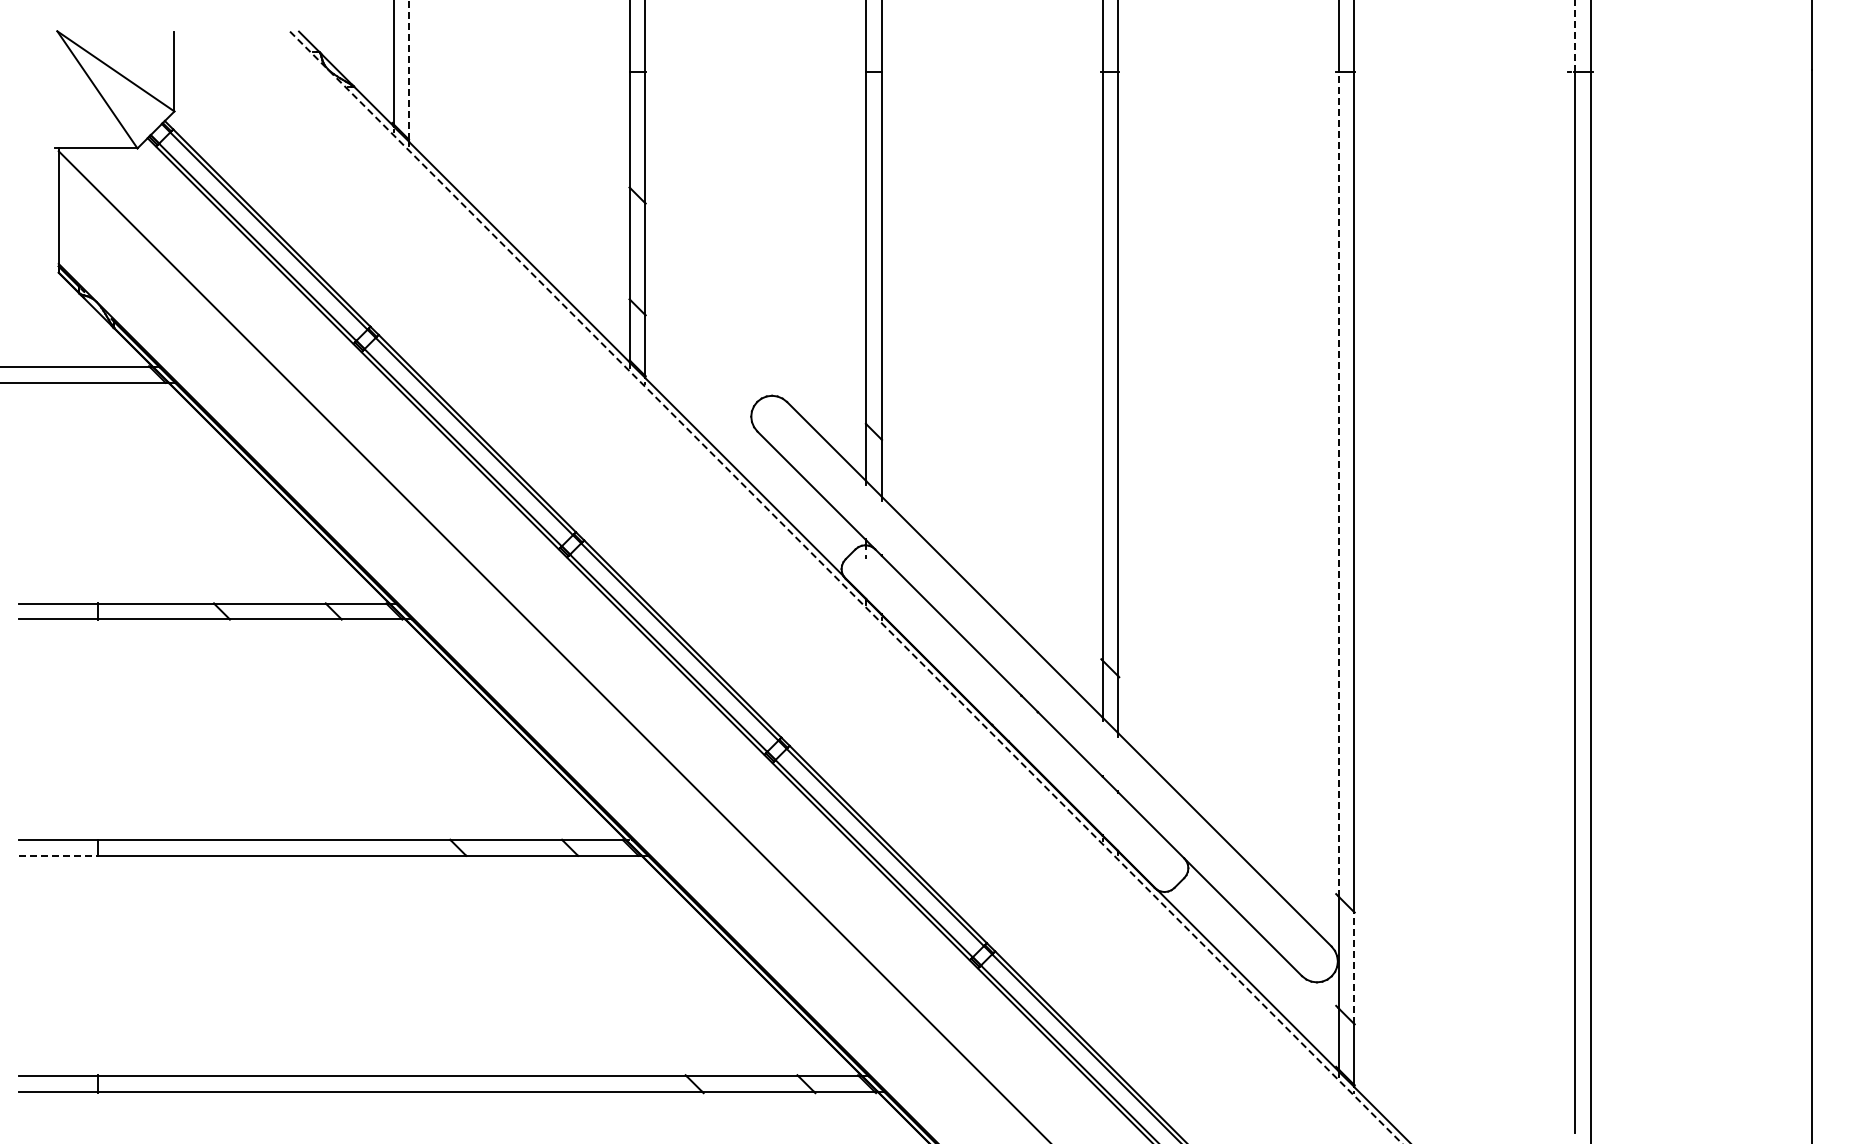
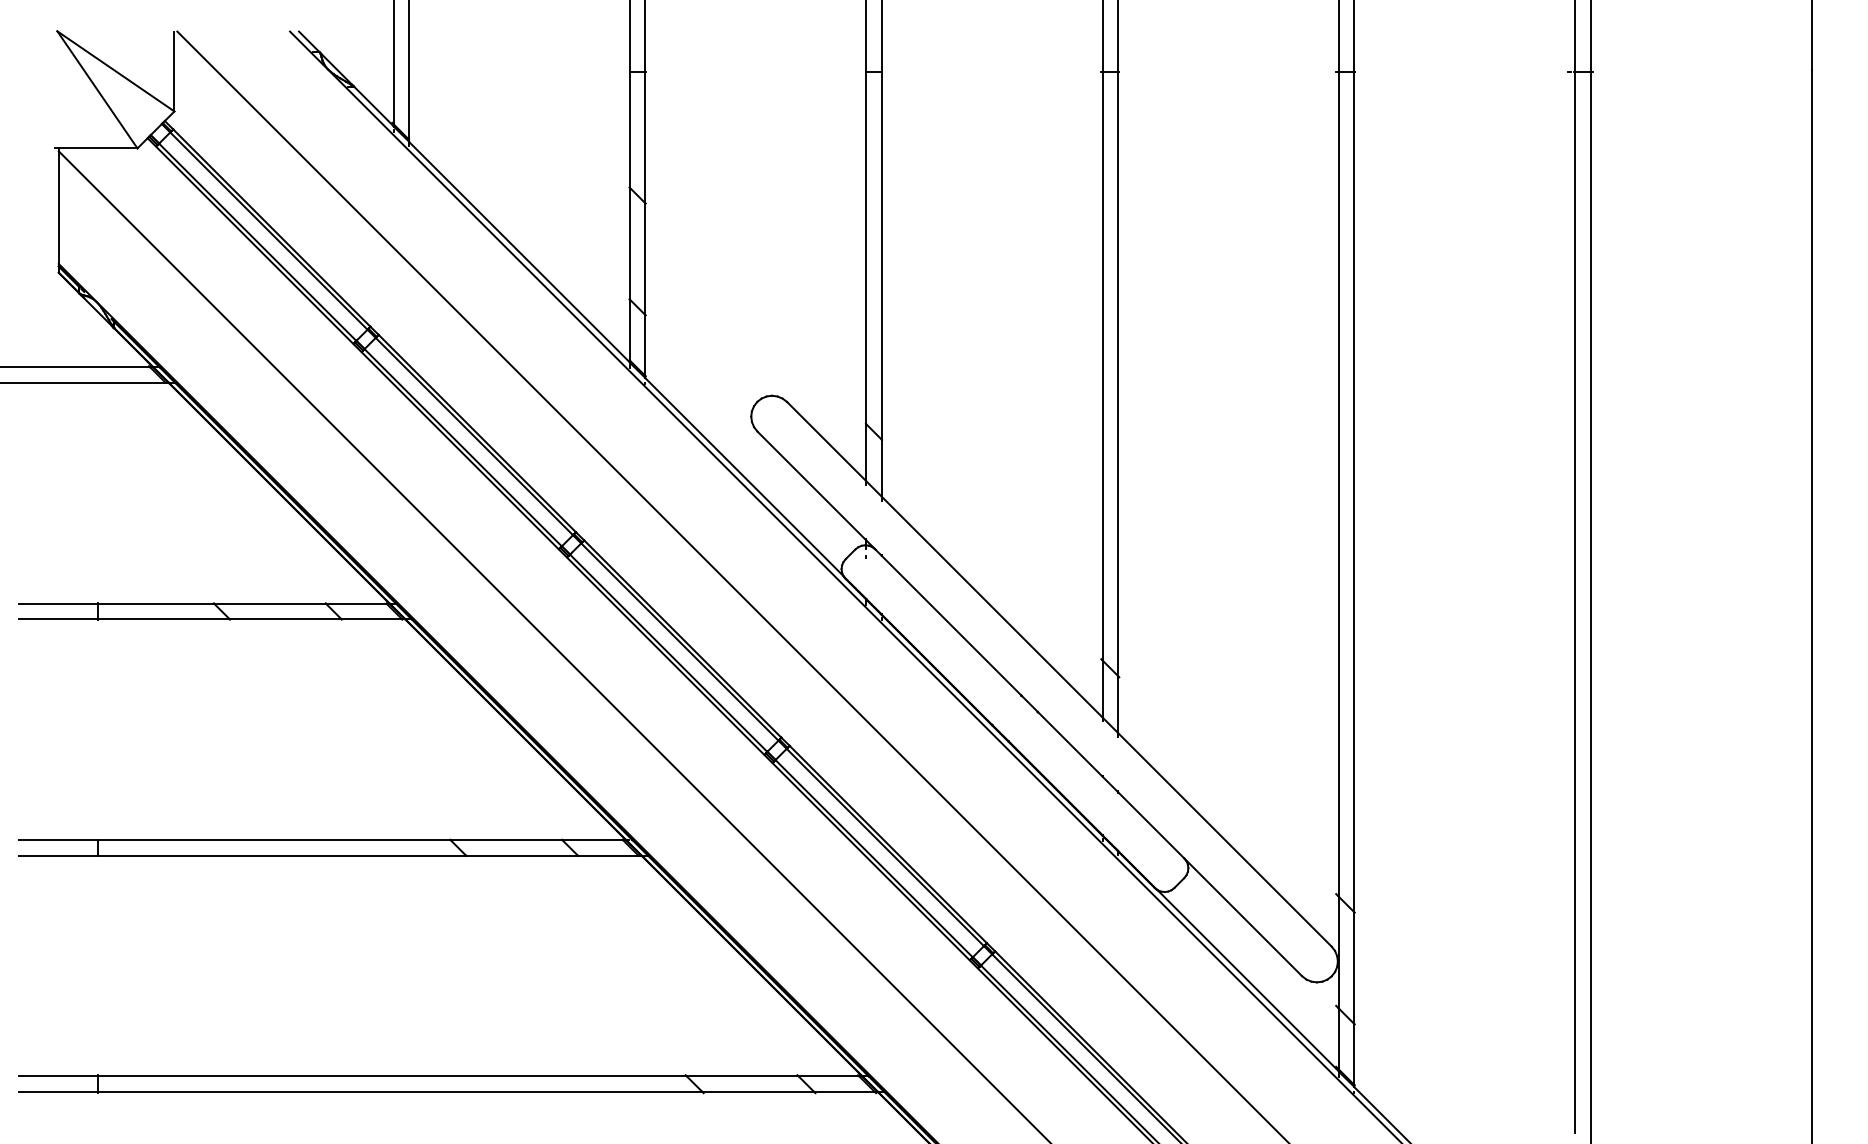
line: dashed -> solid (1575, 36)
line: dashed -> solid (409, 69)
line: dashed -> solid (1338, 483)
line: none -> present (731, 585)
line: dashed -> solid (846, 587)
line: dashed -> solid (58, 855)
line: dashed -> solid (1354, 968)
